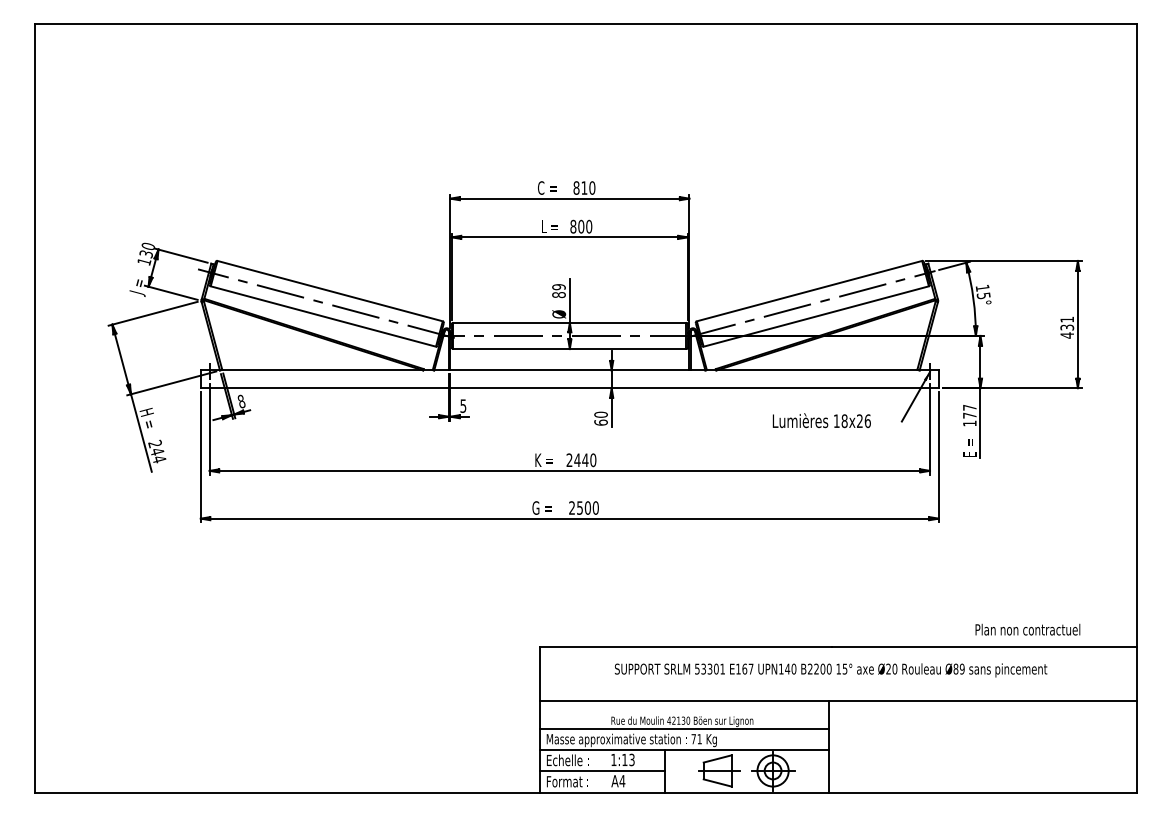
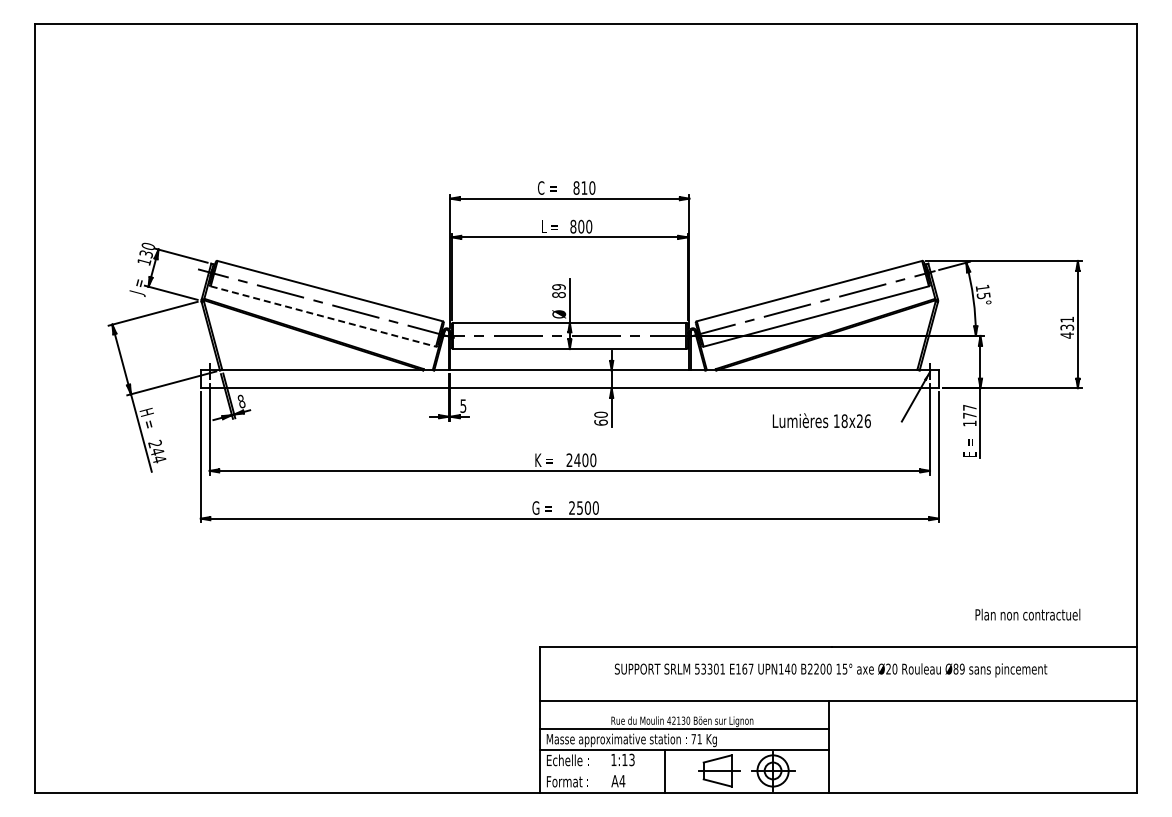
line: solid -> dashed (323, 316)
text: 2440 -> 2400 (585, 460)
text position: (1027, 629) -> (1027, 614) (1027, 614)
line: present -> none (601, 771)
